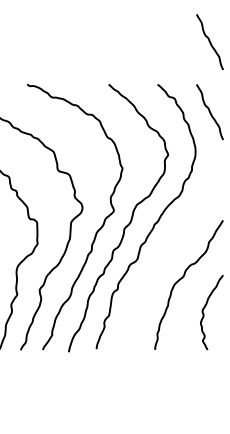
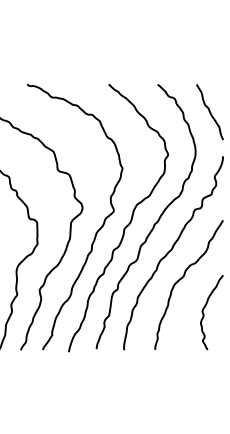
curve: present -> none (209, 42)
curve: none -> present (171, 251)
